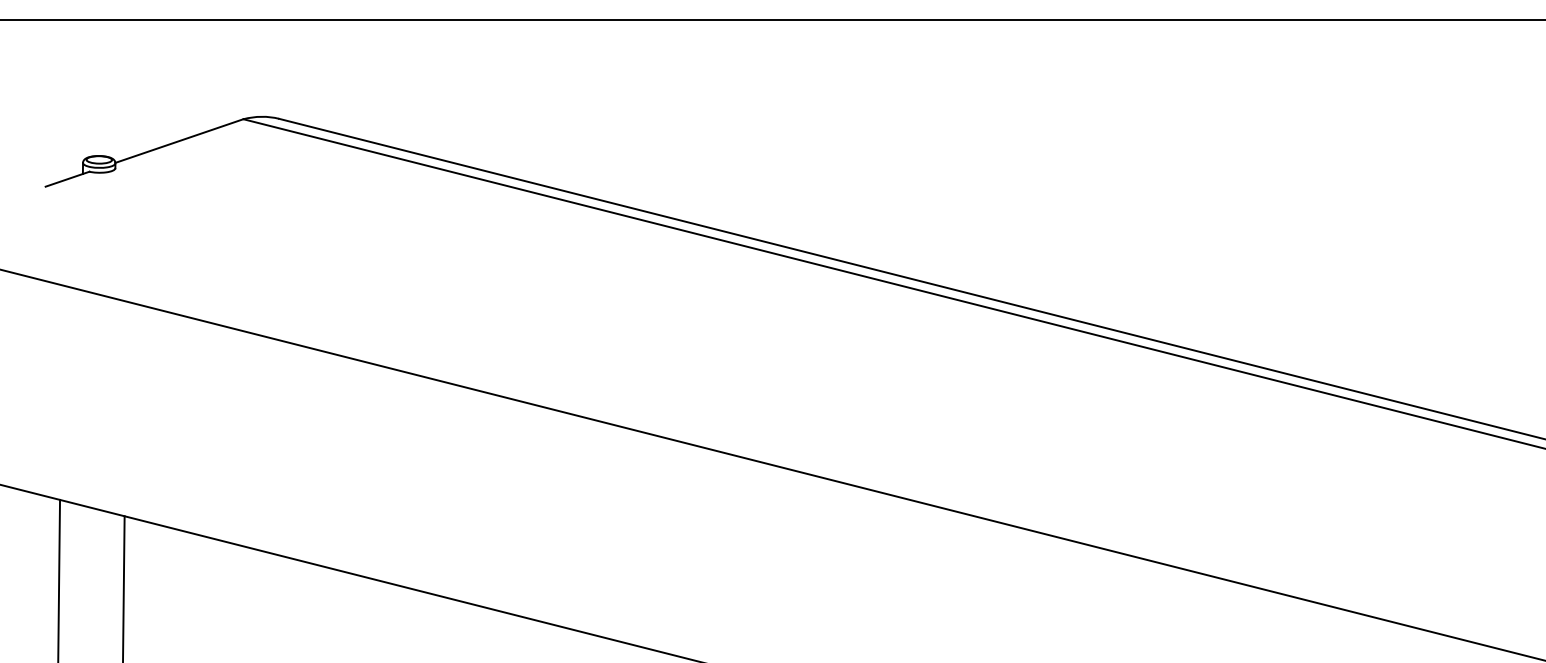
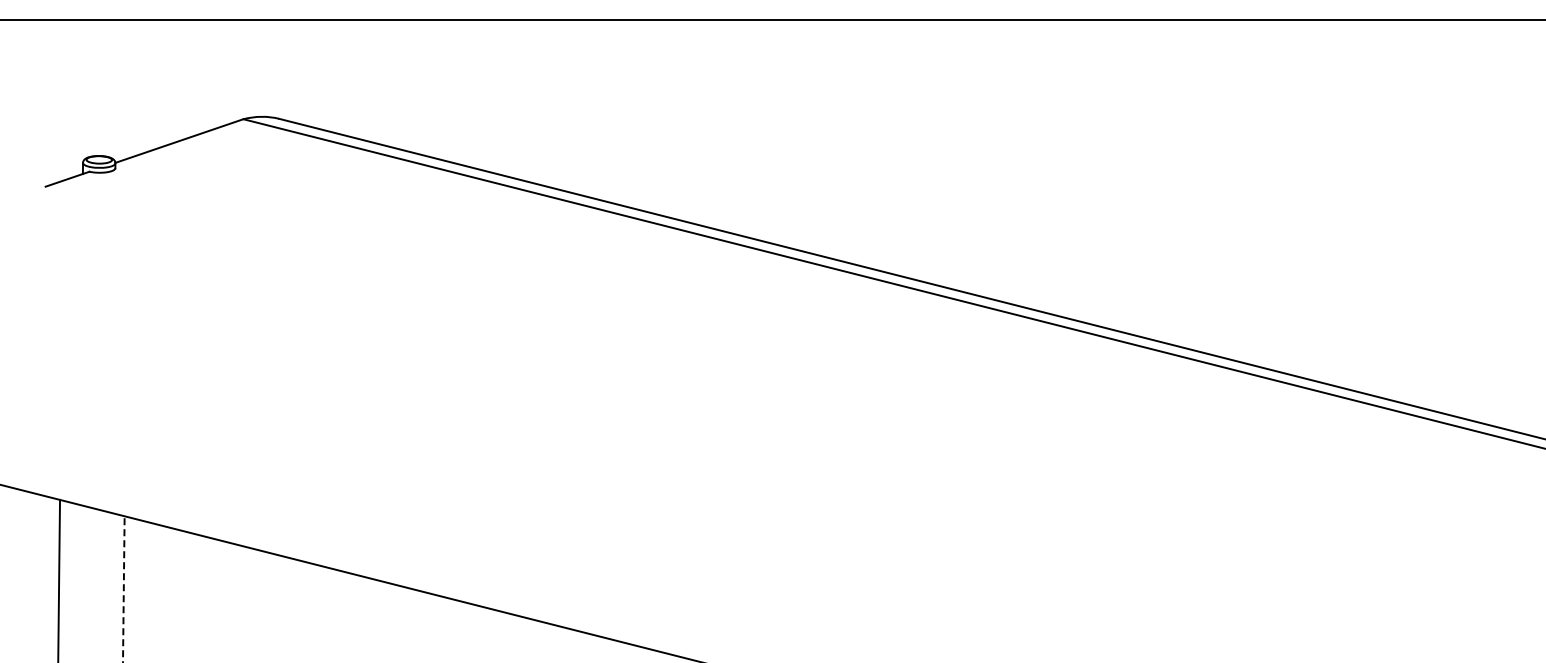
line: present -> none (771, 464)
line: solid -> dashed (123, 589)
